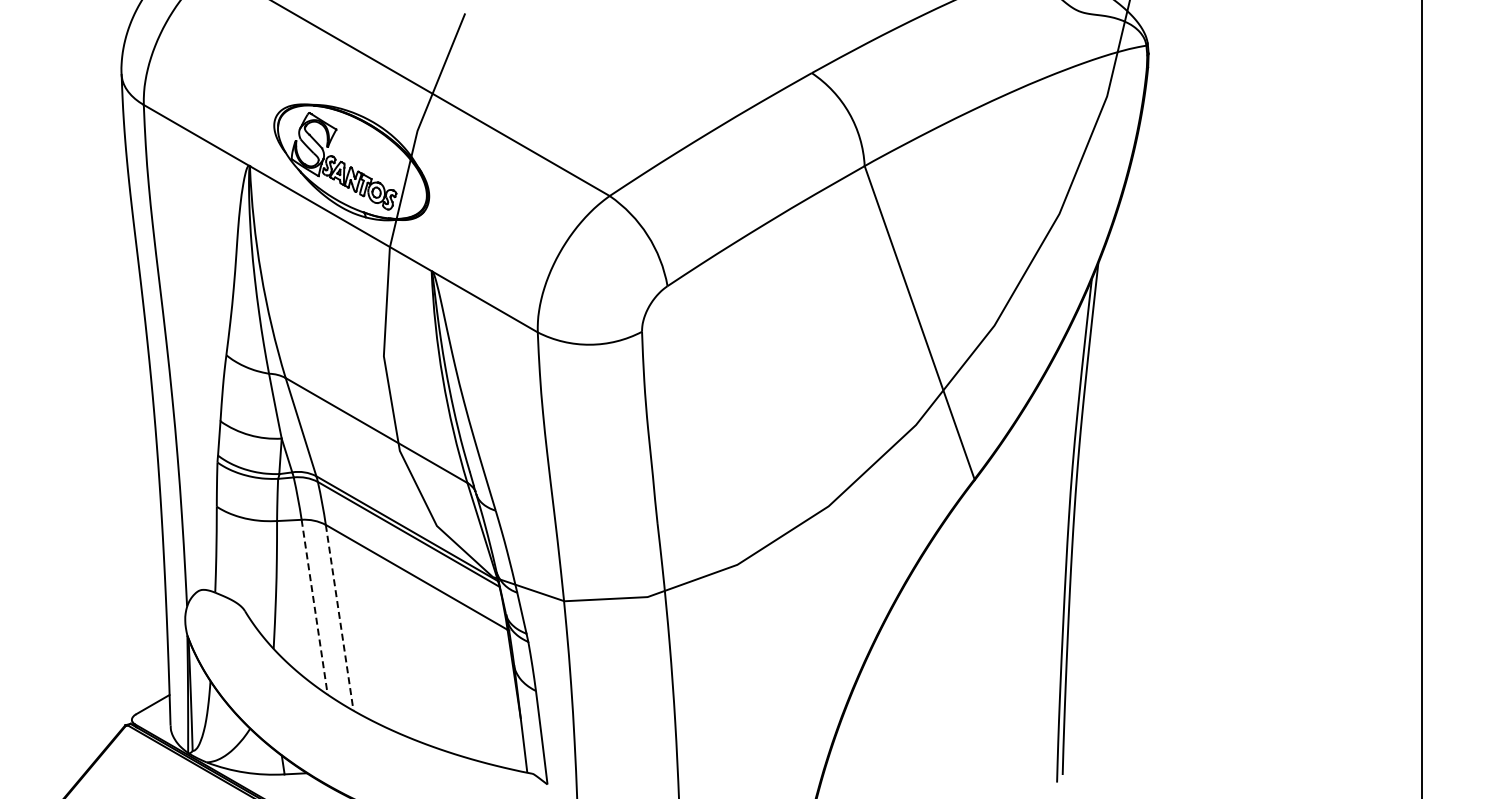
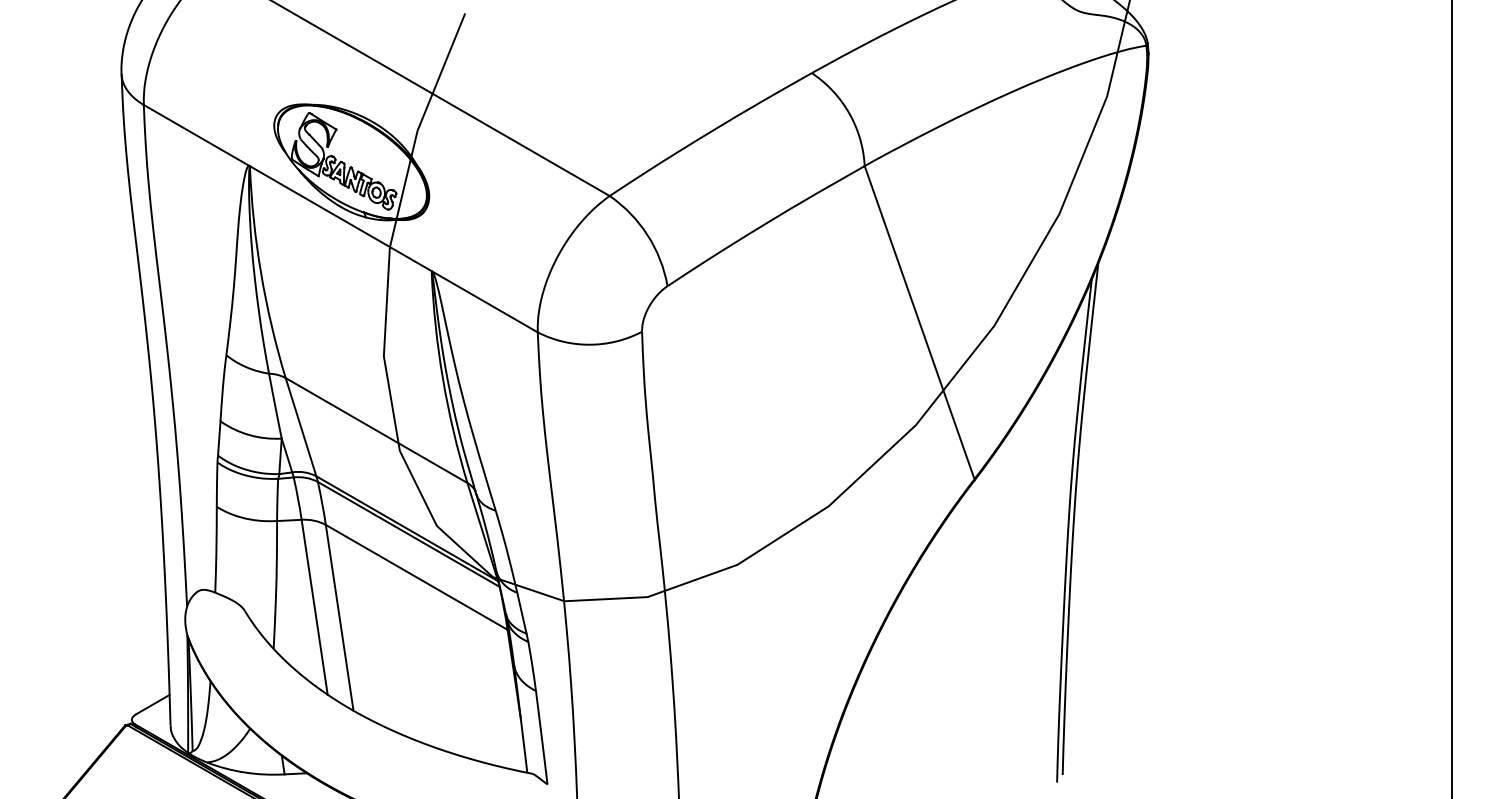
line position: (1422, 398) -> (1452, 398) (1452, 398)
line: dashed -> solid (314, 607)
line: dashed -> solid (339, 617)
